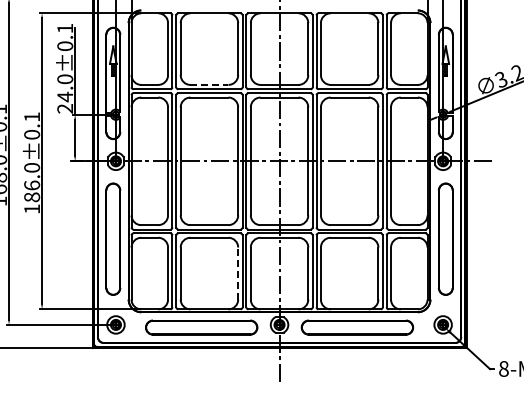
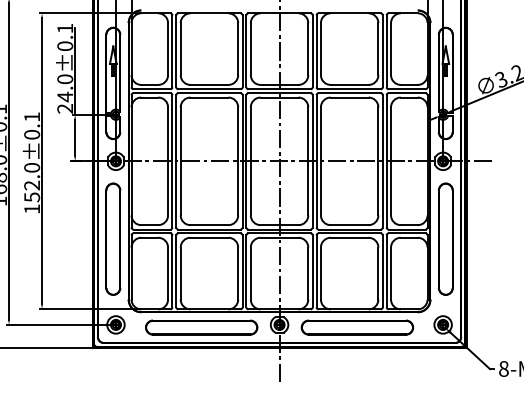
line: dashed -> solid (209, 84)
text: 186.0±0.1 -> 152.0±0.1 (32, 191)
line: dashed -> solid (238, 273)
